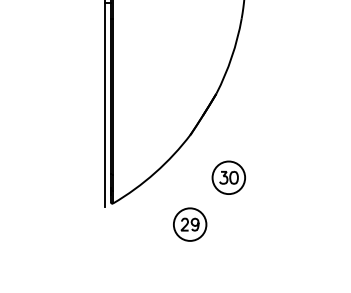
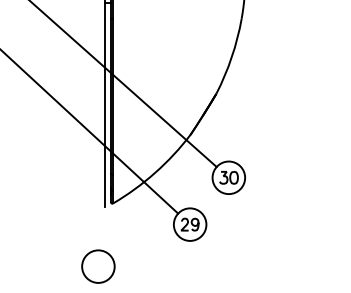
line: none -> present (123, 84)
line: none -> present (90, 132)
circle: none -> present (98, 266)
